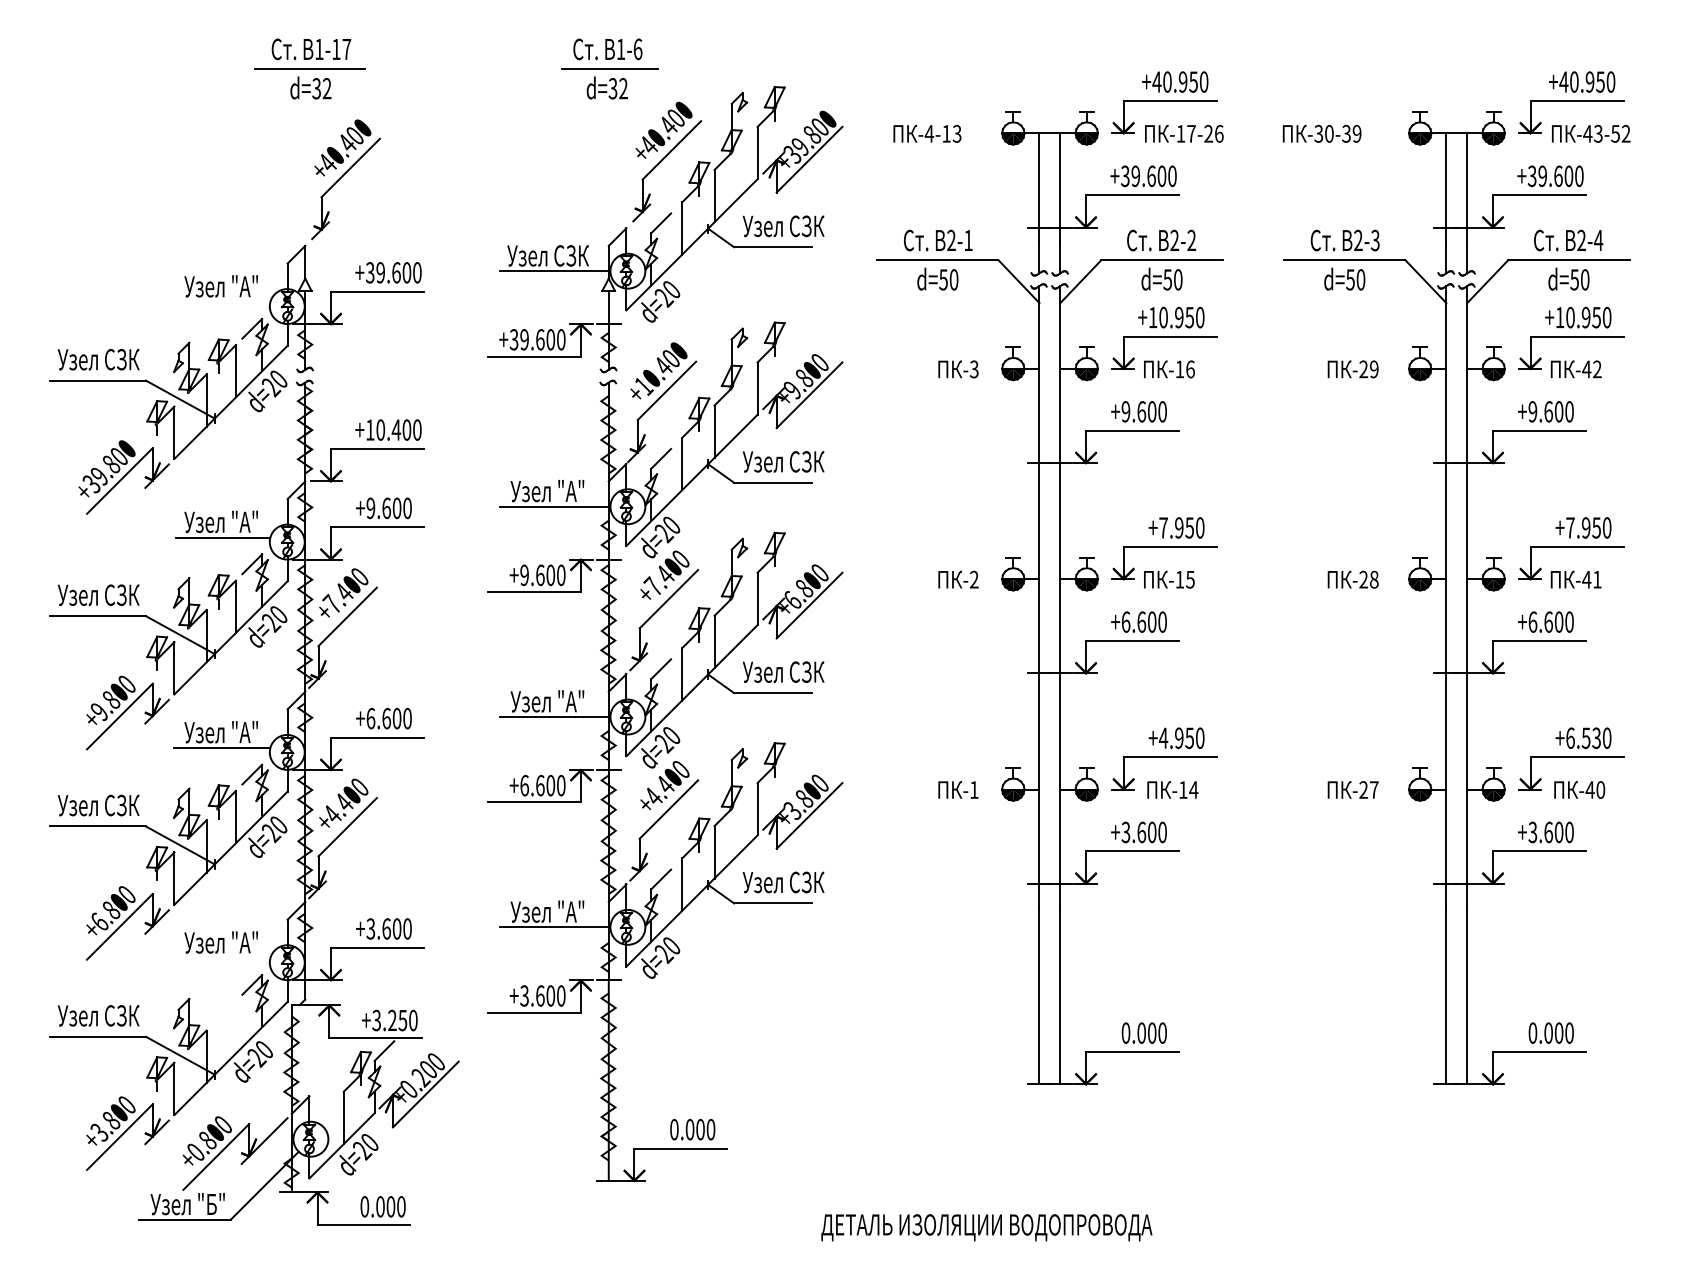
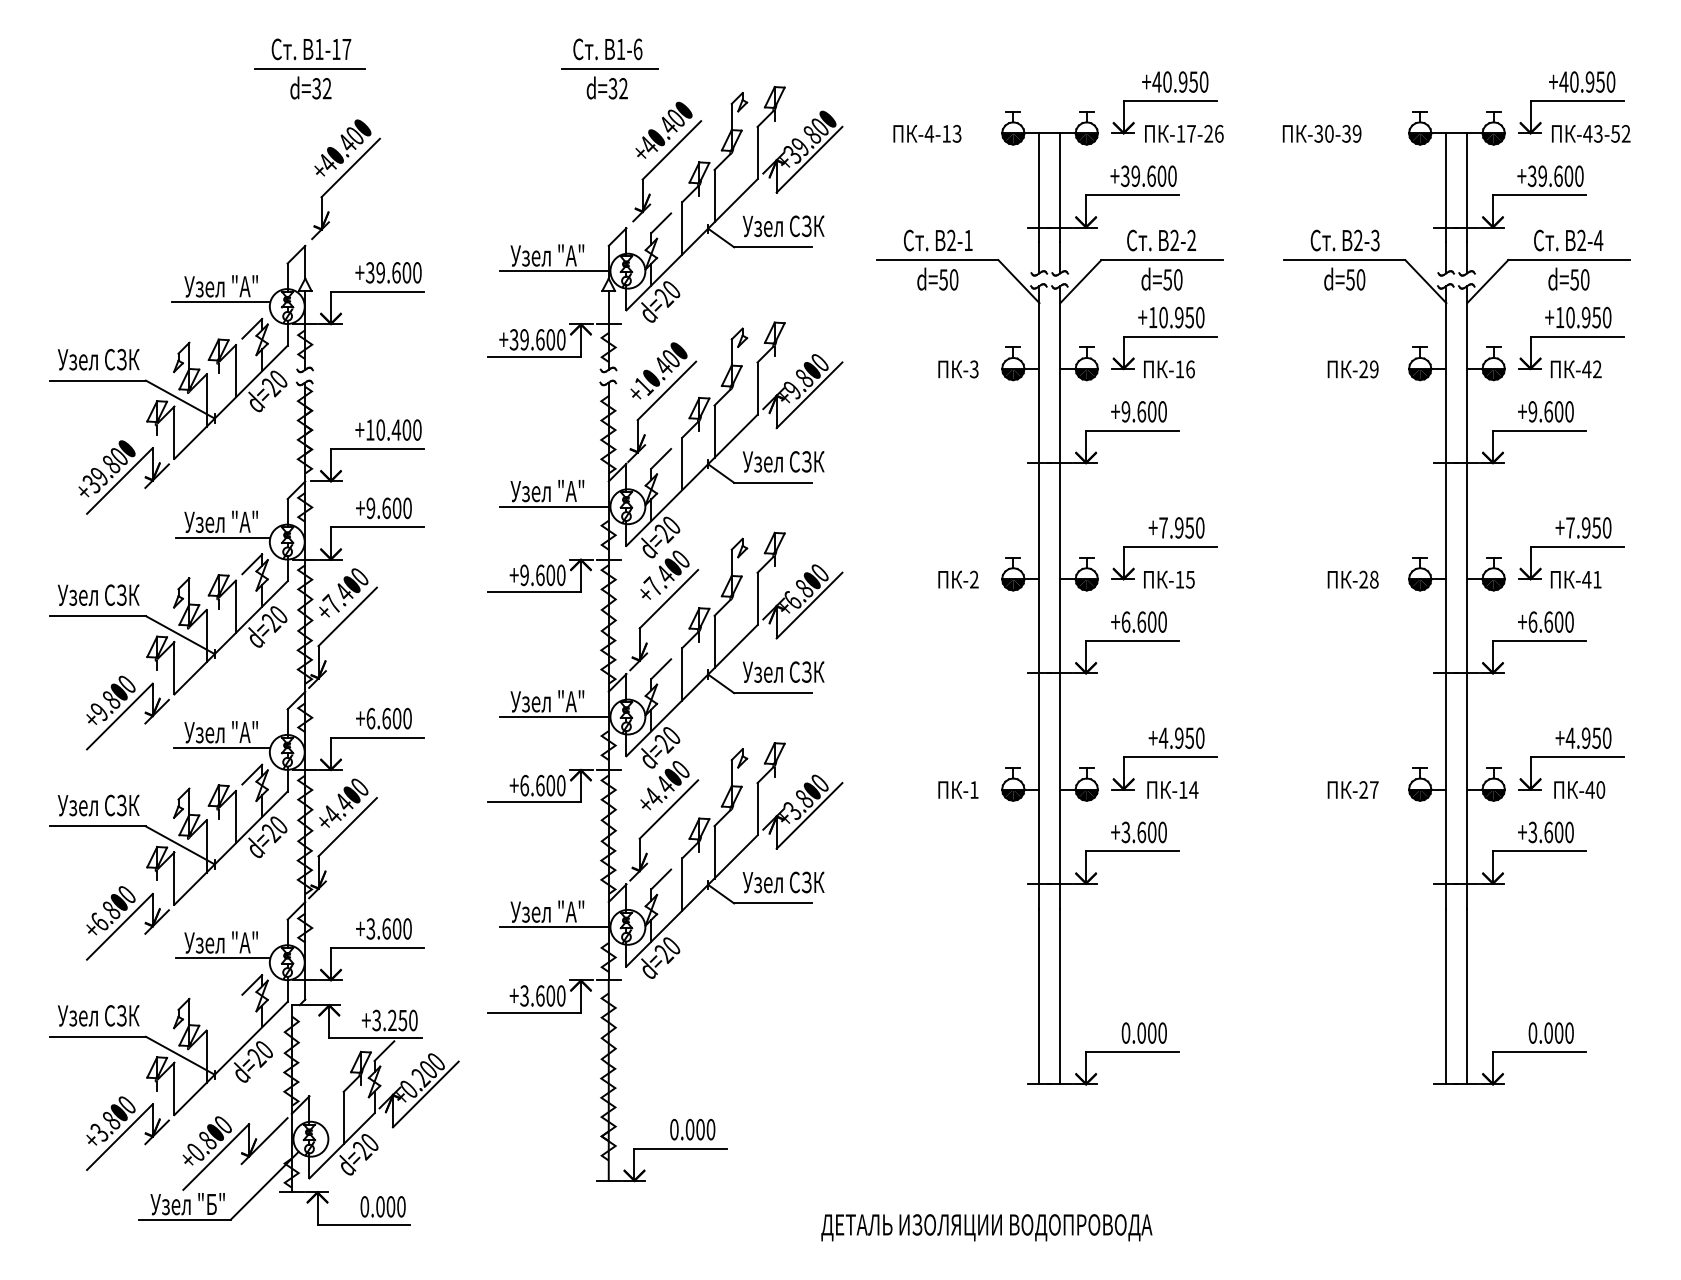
text: Узел СЗК -> Узел "А" (547, 255)
line: none -> present (221, 302)
text: +6.530 -> +4.950 (1582, 737)
line: none -> present (222, 958)
